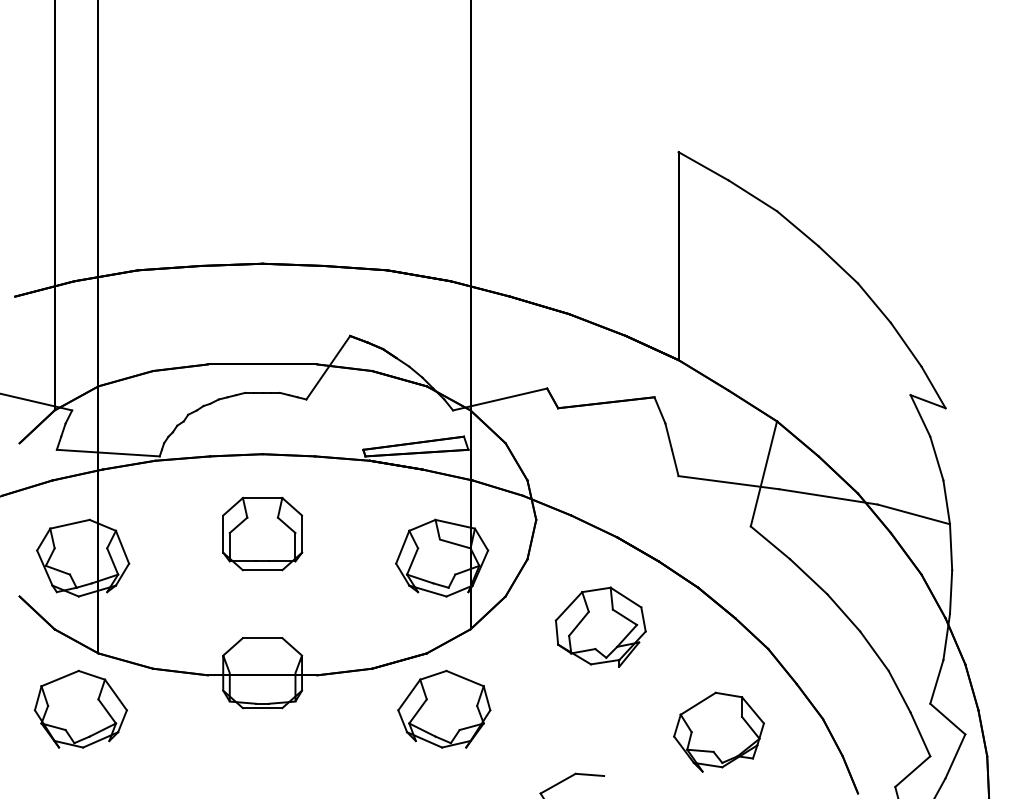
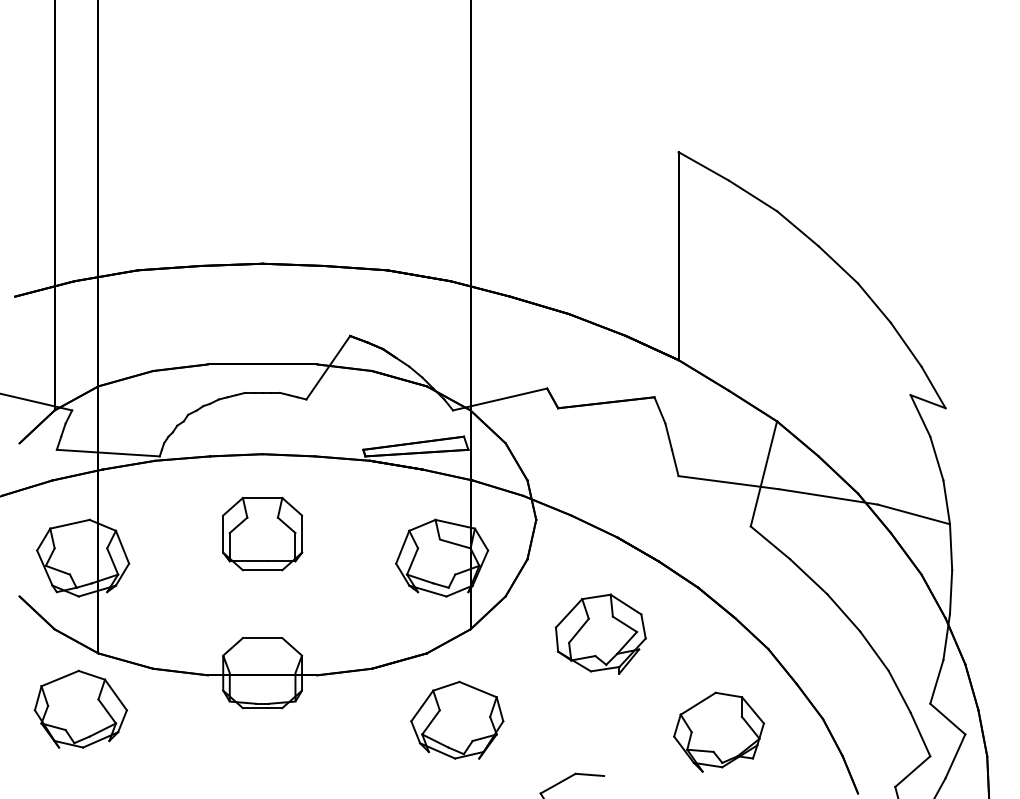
part position: (600, 626) -> (600, 633) (600, 633)
part position: (444, 708) -> (457, 719) (457, 719)
